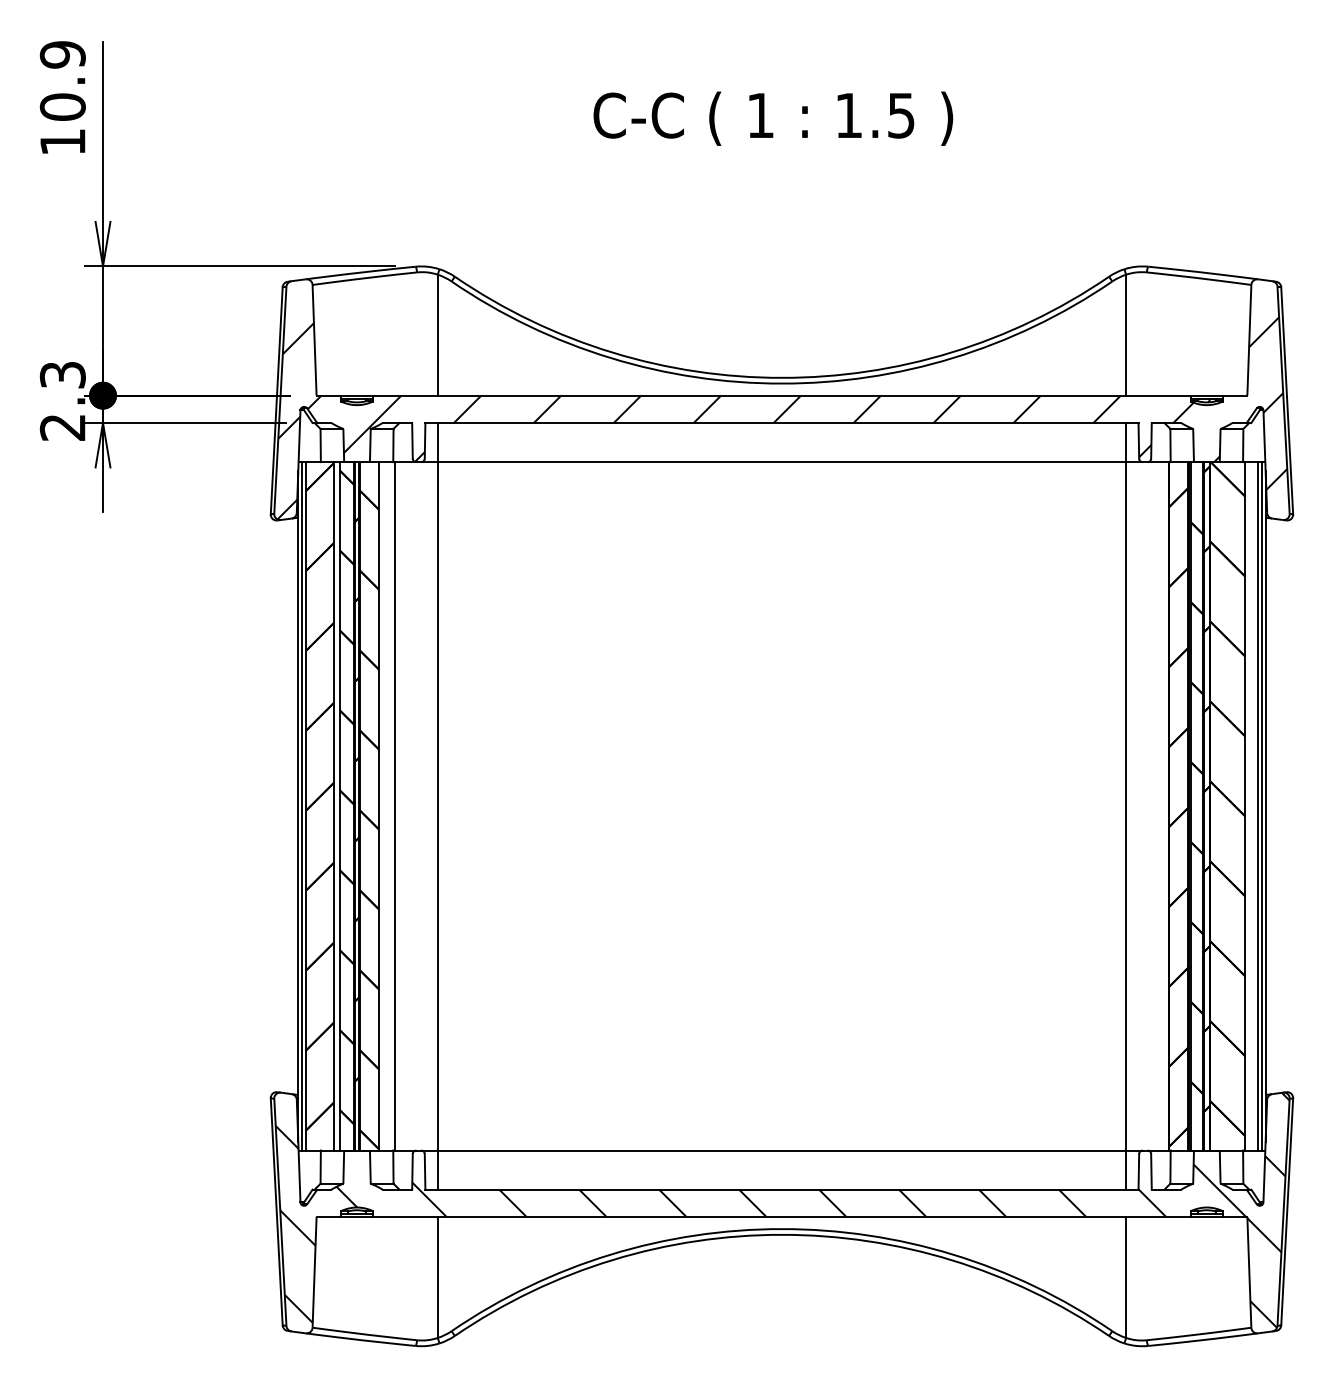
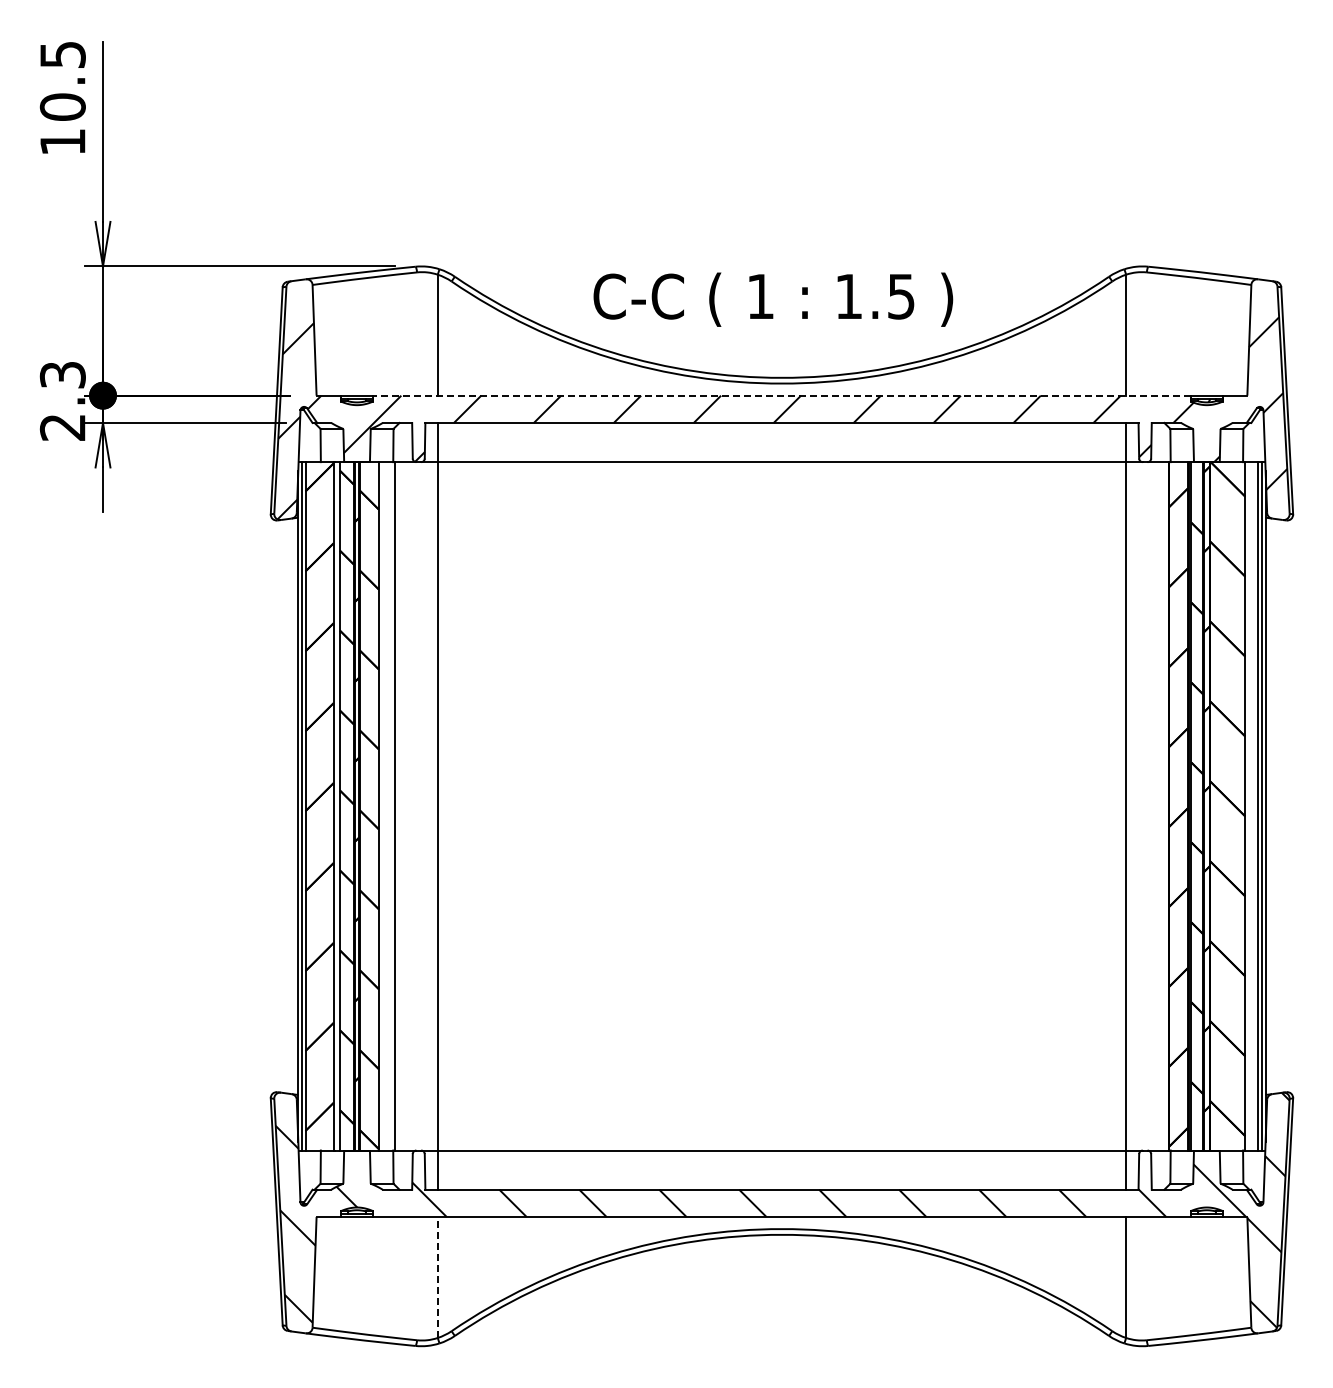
text: 10.9 -> 10.5 (62, 54)
text position: (773, 118) -> (773, 299) (773, 299)
line: solid -> dashed (781, 395)
line: solid -> dashed (437, 1276)
